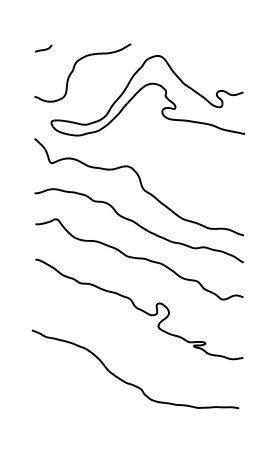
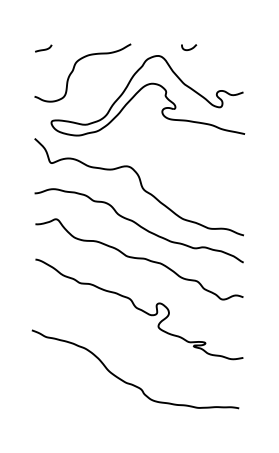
curve: none -> present (189, 48)
